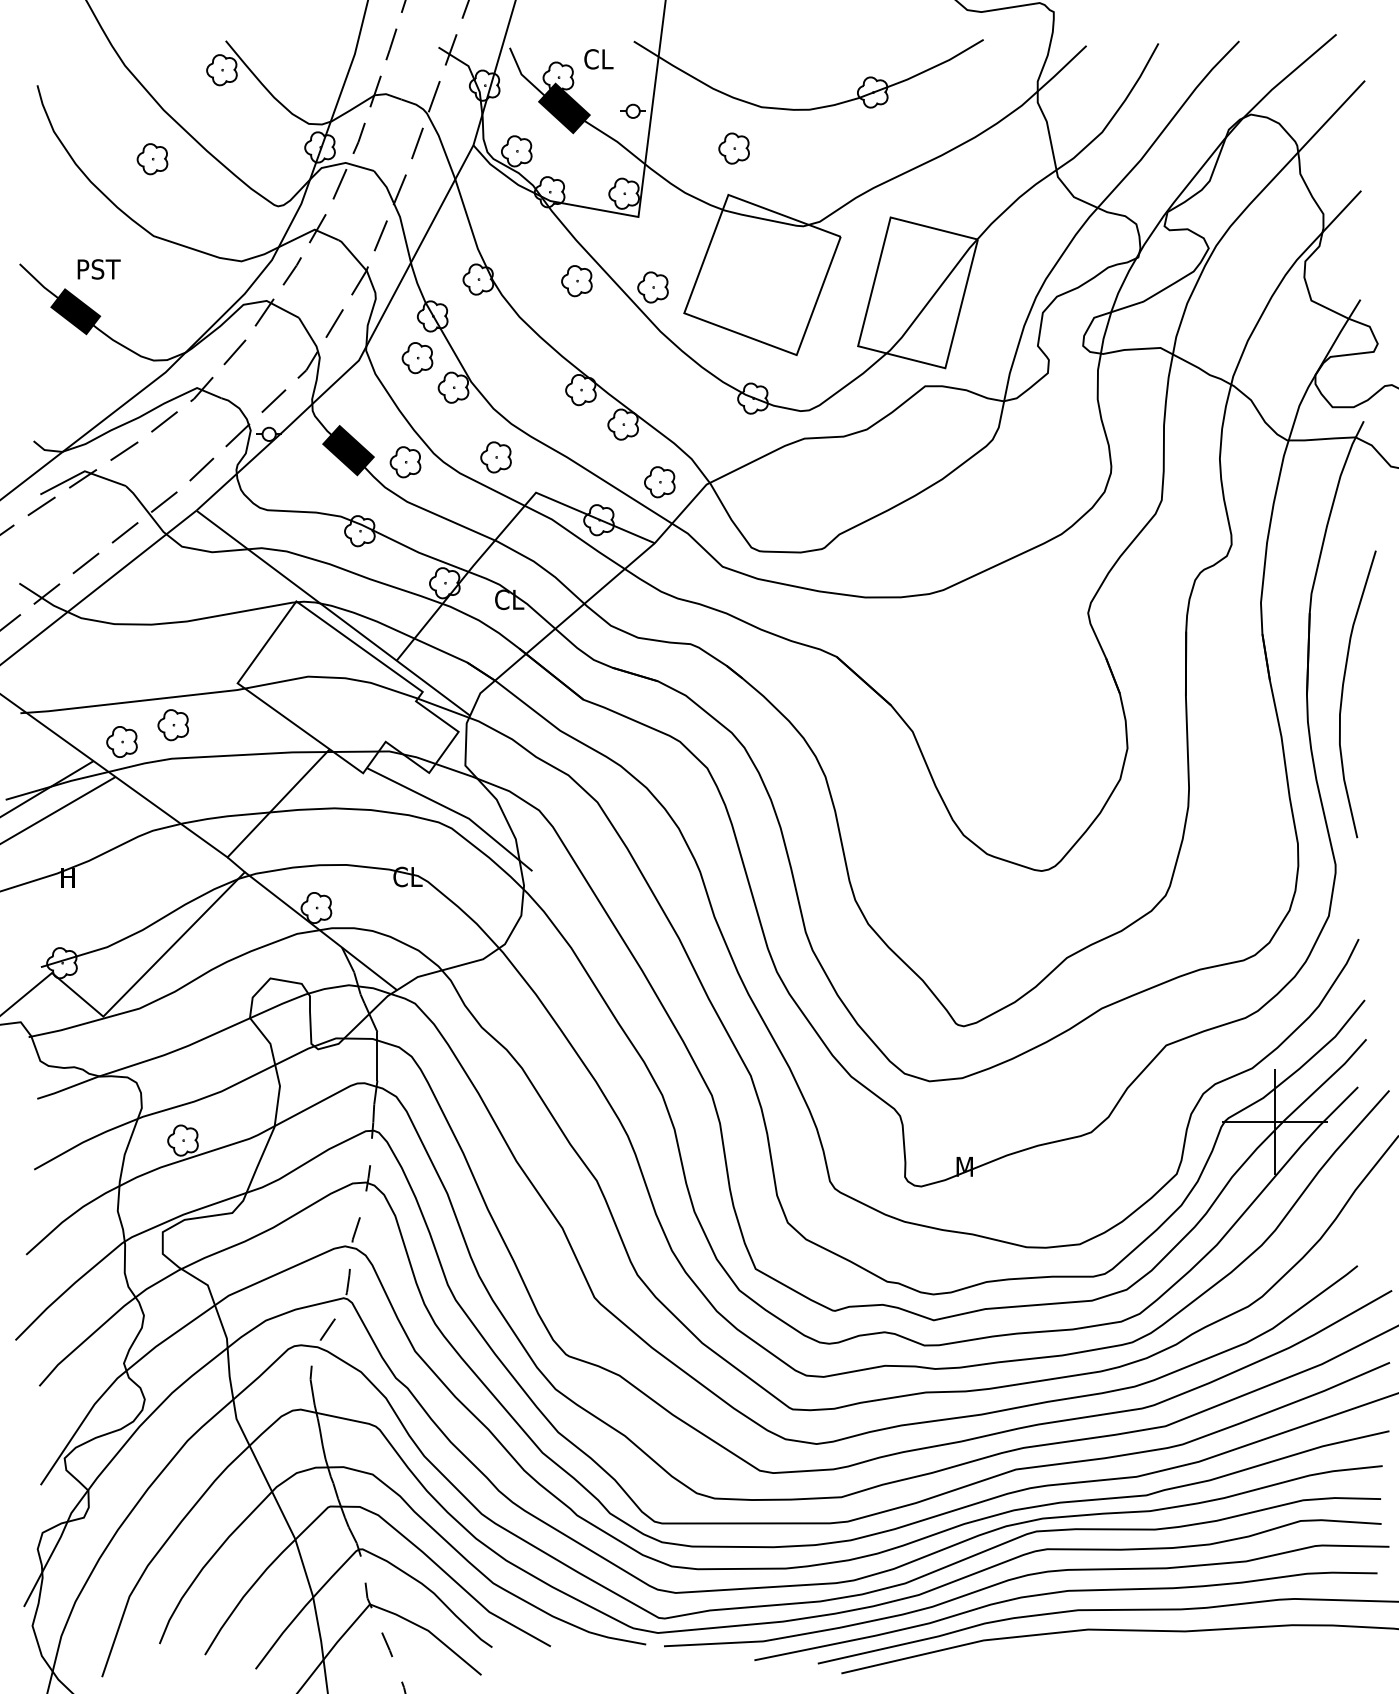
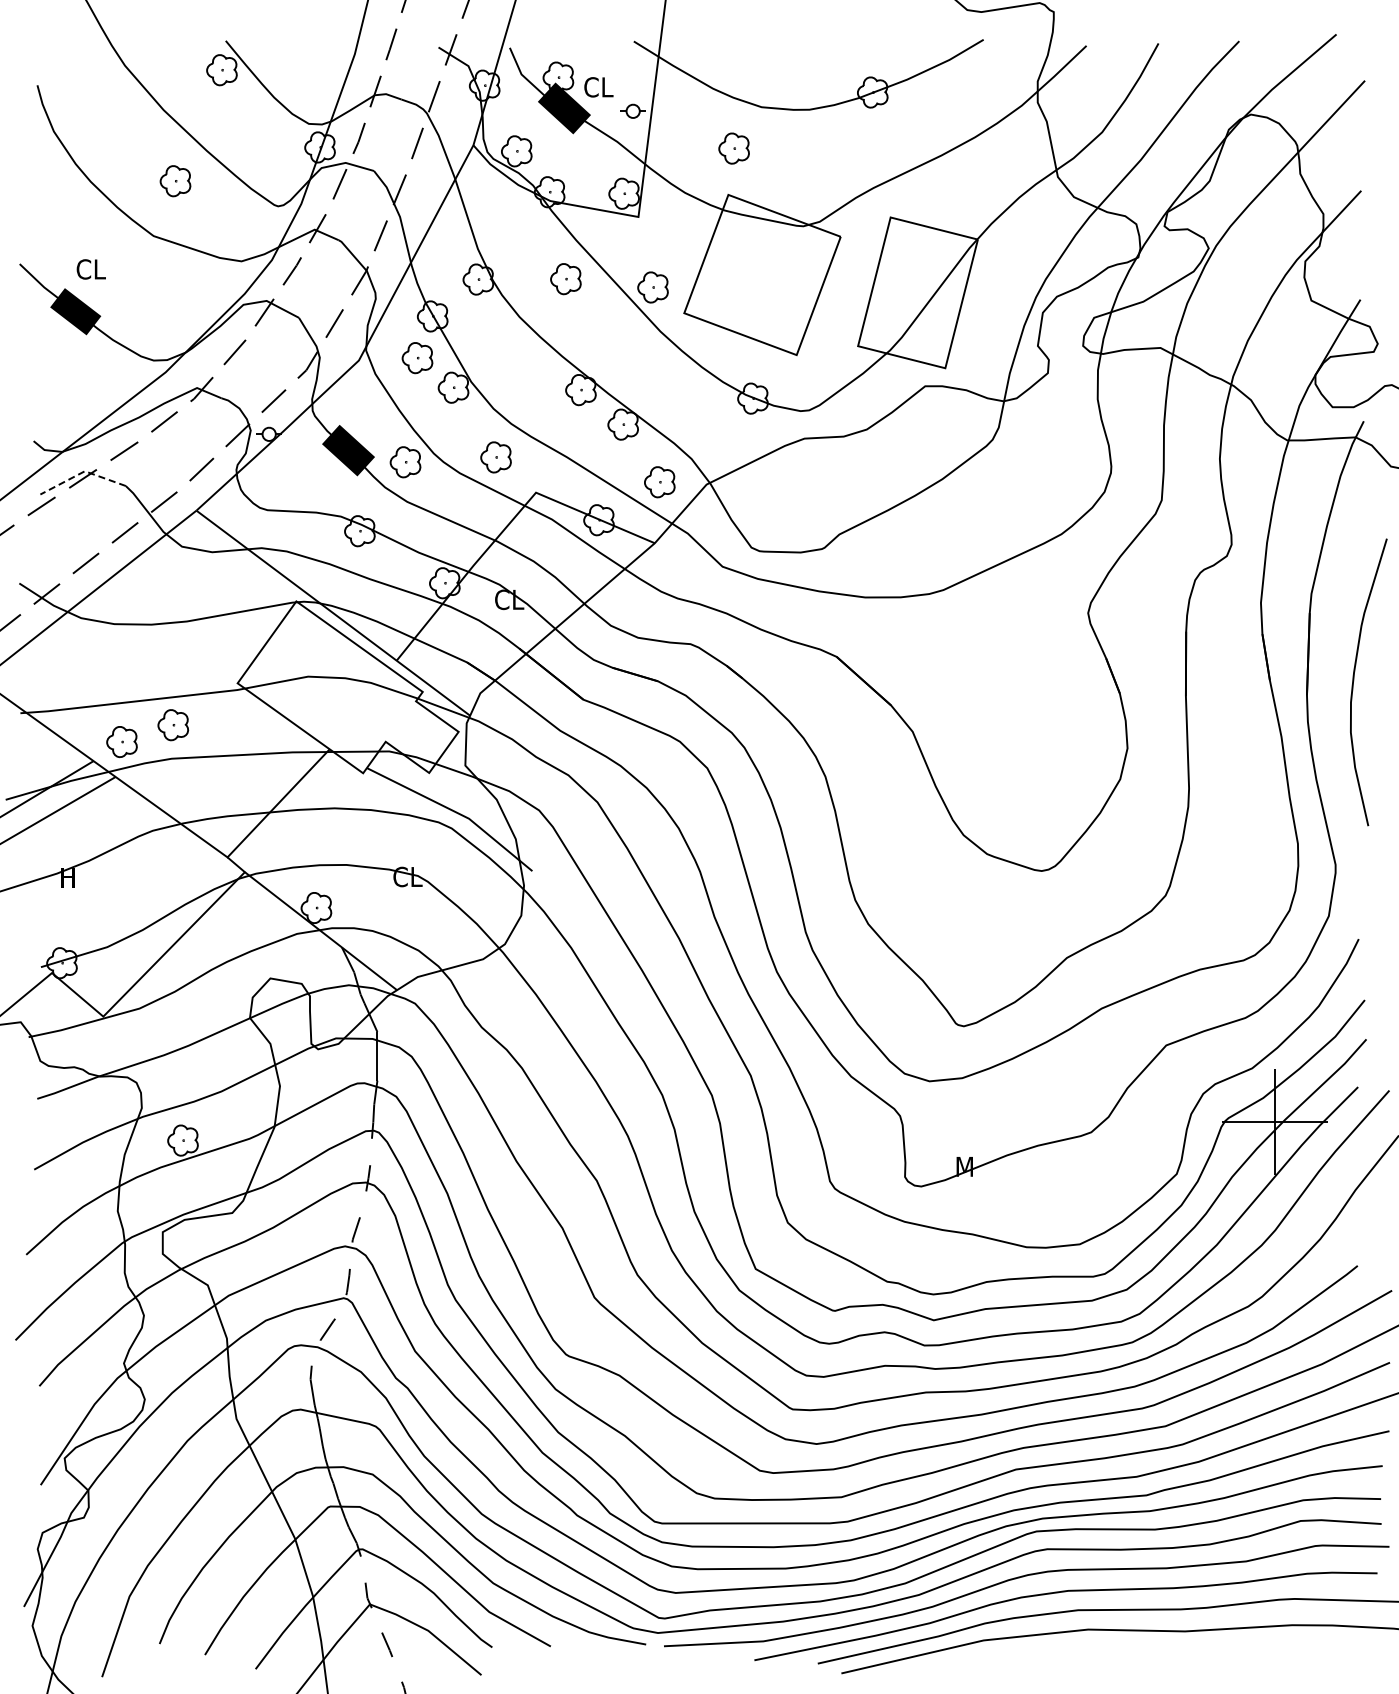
text position: (598, 59) -> (598, 87) (598, 87)
part position: (152, 159) -> (175, 181) (175, 181)
text: PST -> CL (98, 269)
part position: (576, 281) -> (565, 279) (565, 279)
line: solid -> dashed (82, 472)
curve position: (1343, 692) -> (1354, 680) (1354, 680)
